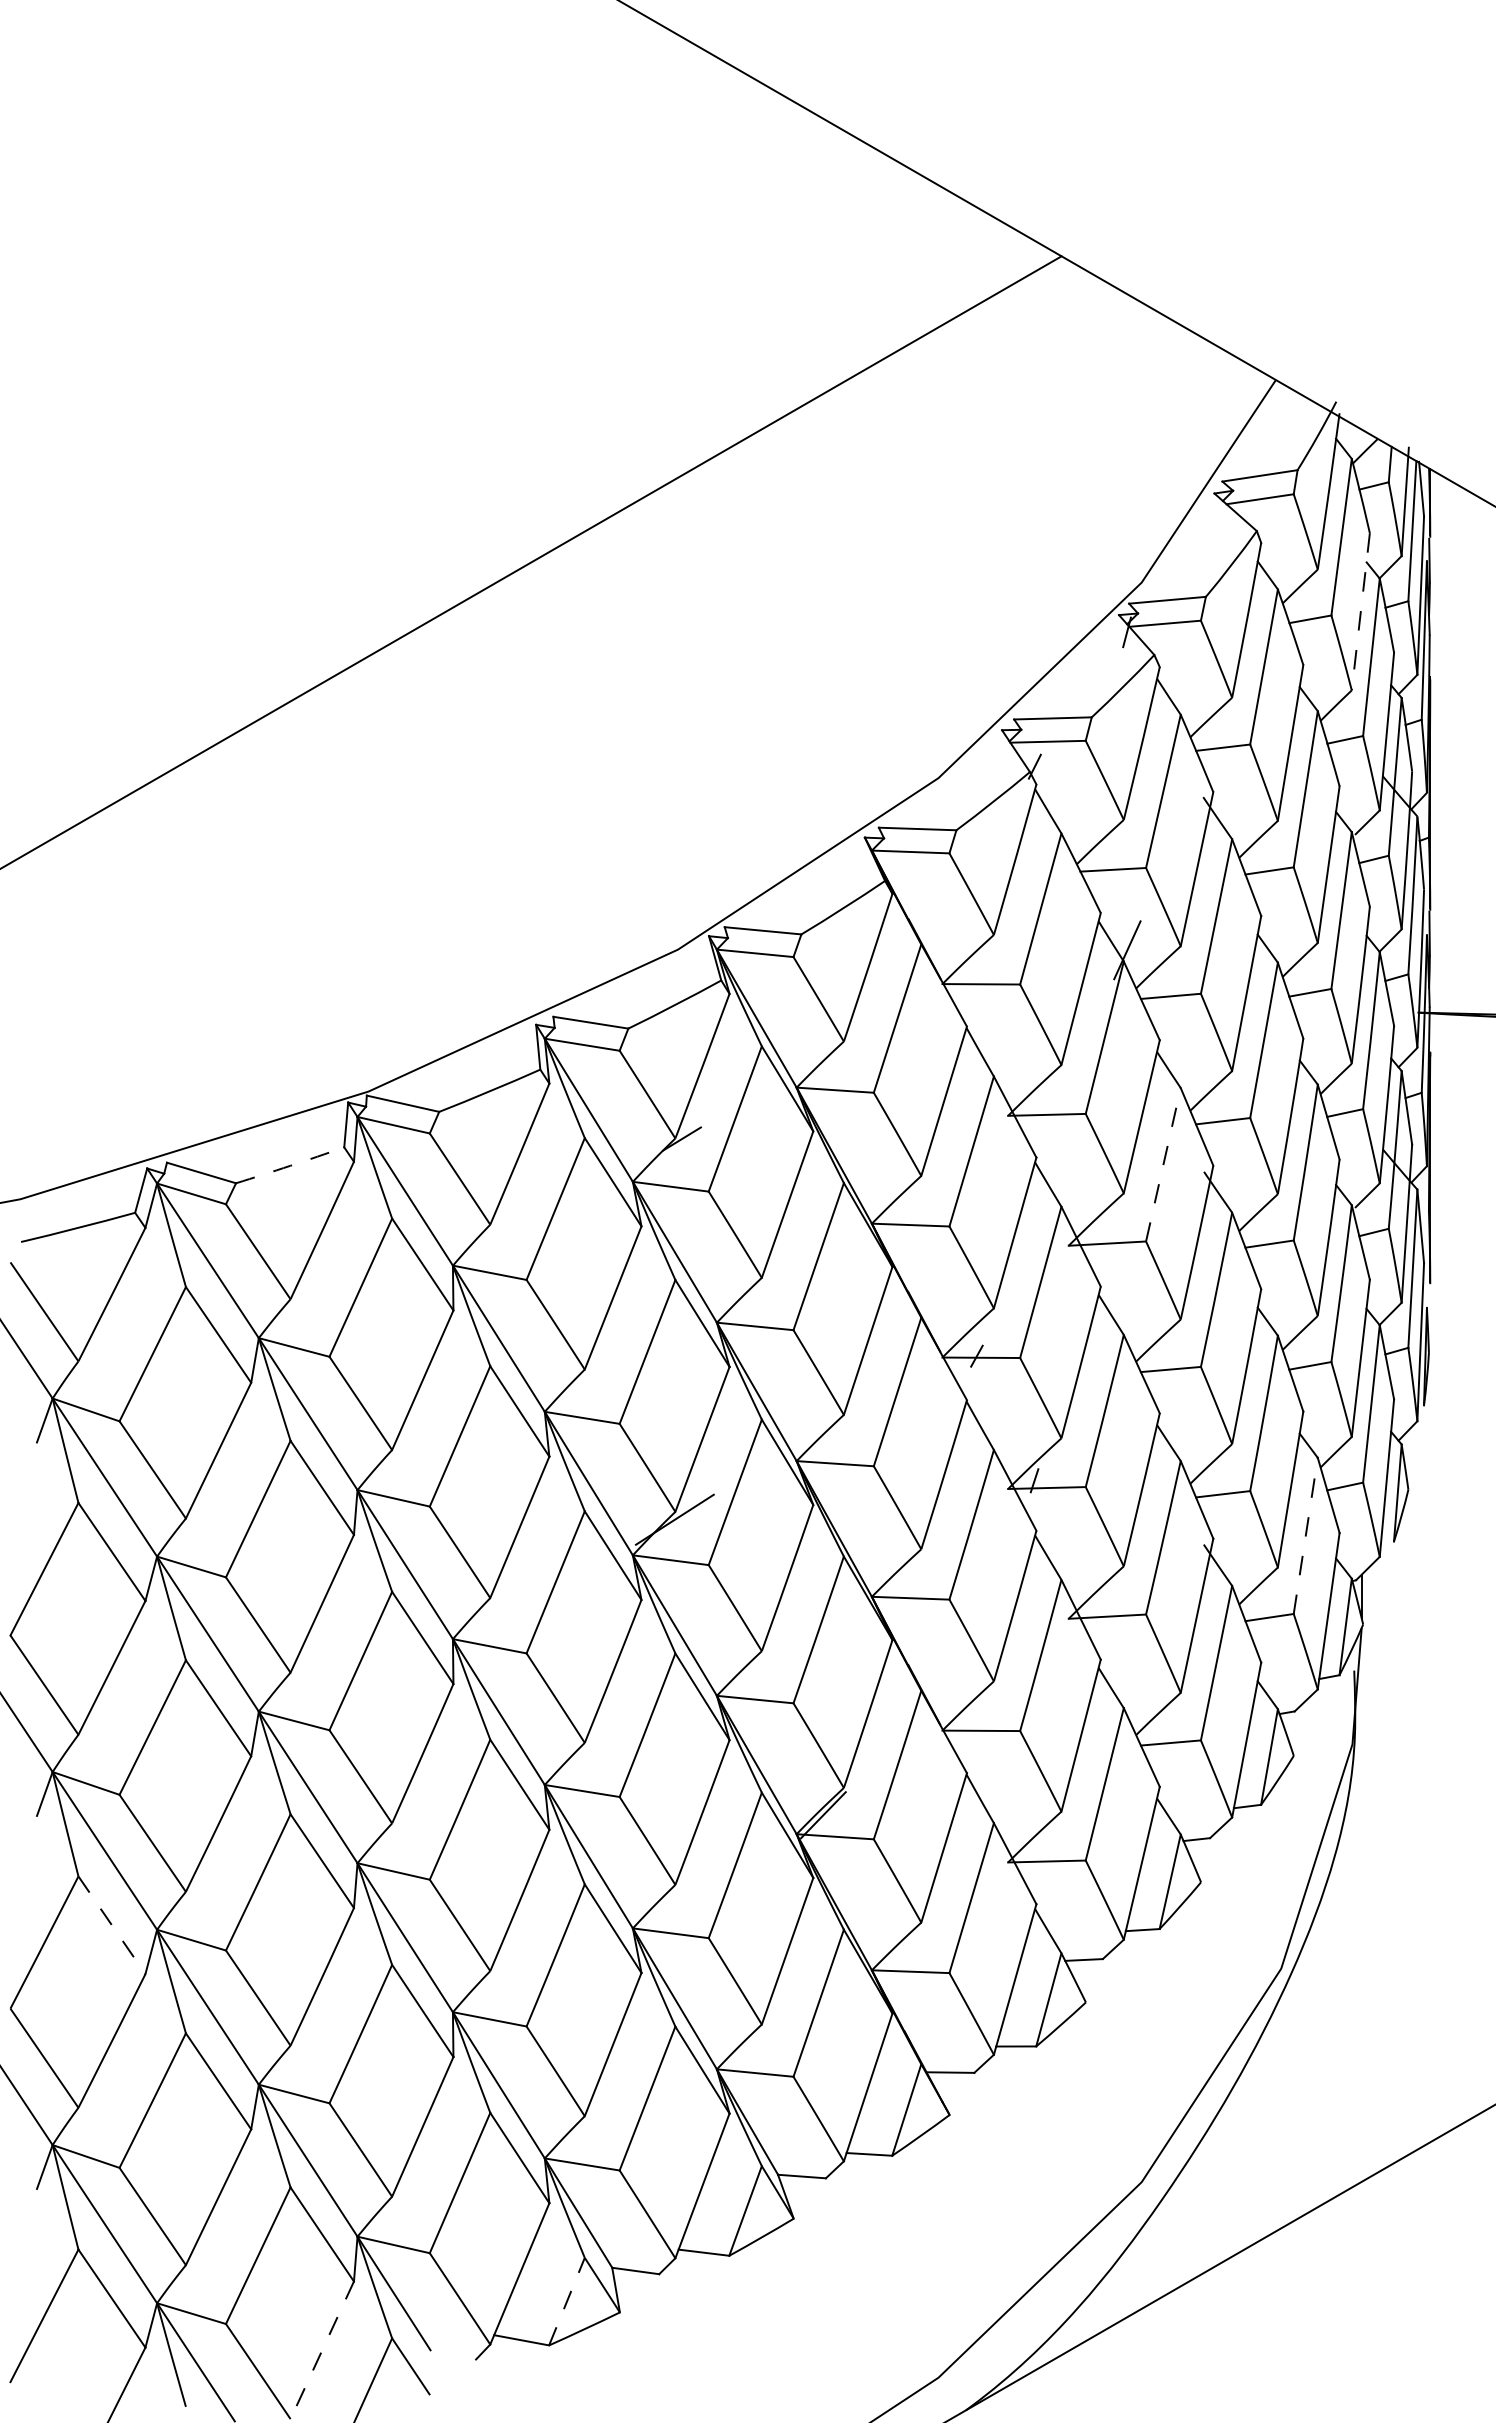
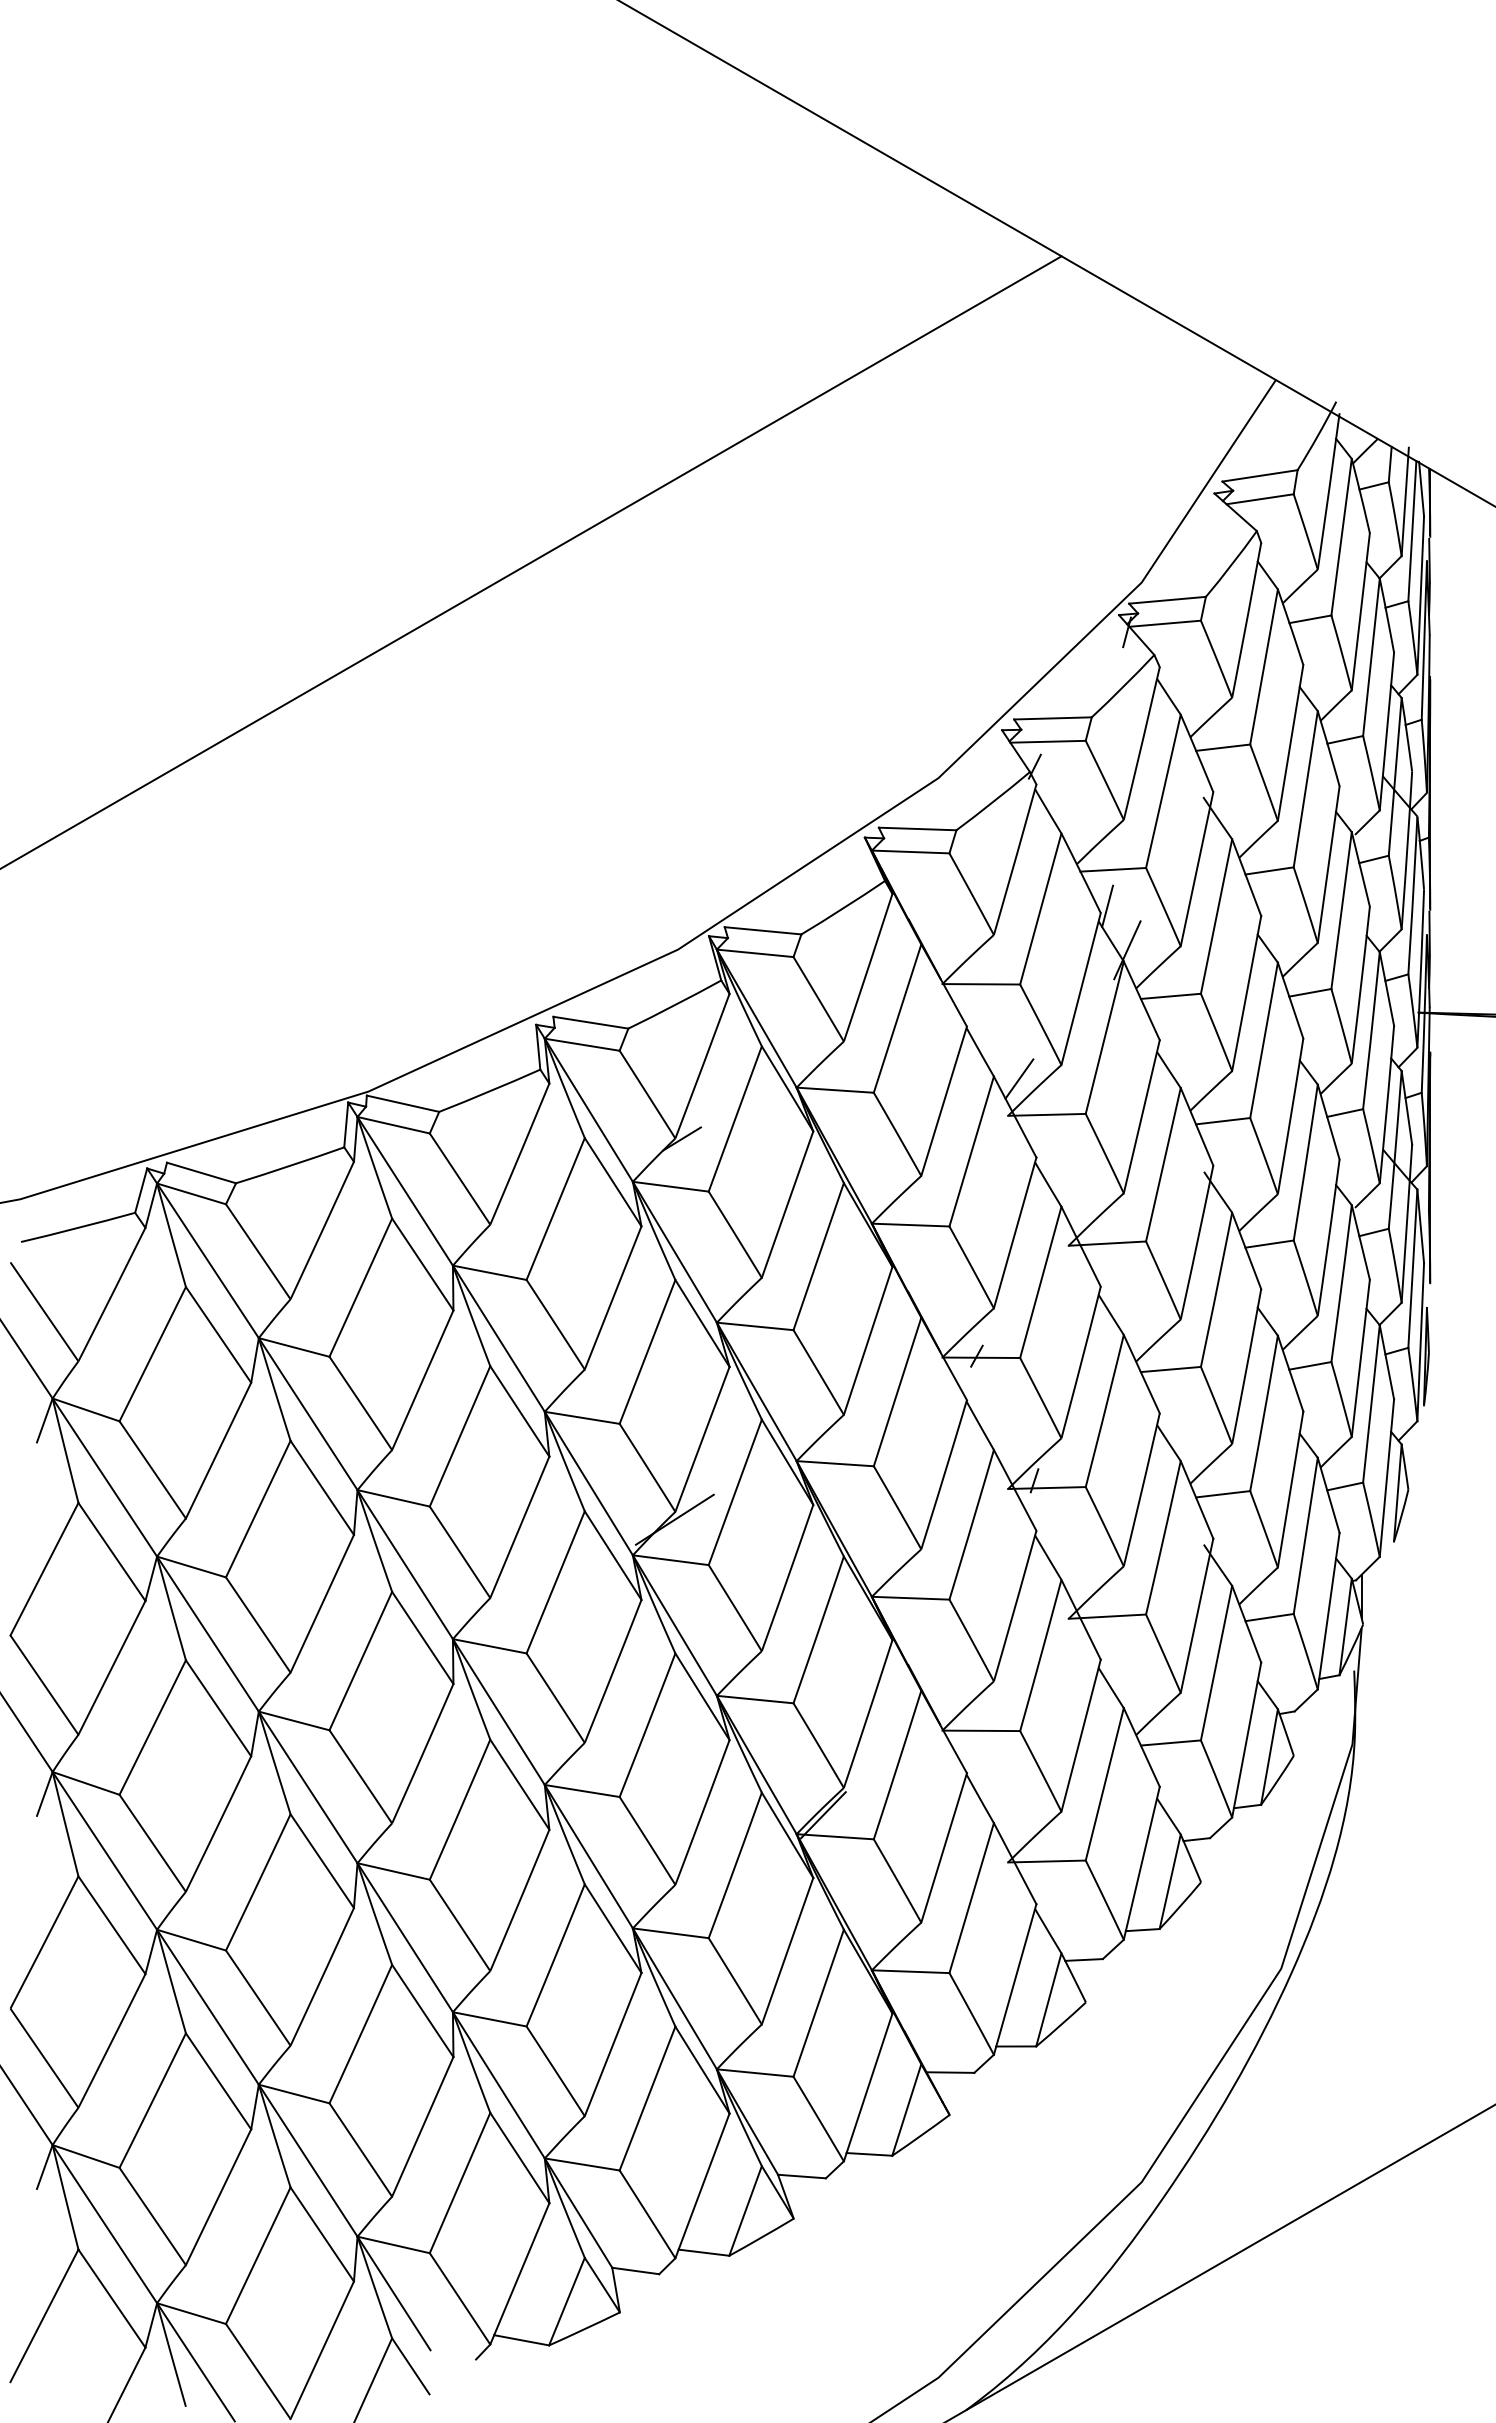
line: dashed -> solid (1360, 612)
line: none -> present (1107, 906)
line: none -> present (1019, 1078)
line: dashed -> solid (1163, 1164)
arc: dashed -> solid (290, 1165)
line: dashed -> solid (1305, 1535)
line: dashed -> solid (112, 1925)
line: dashed -> solid (567, 2301)
line: dashed -> solid (322, 2350)
